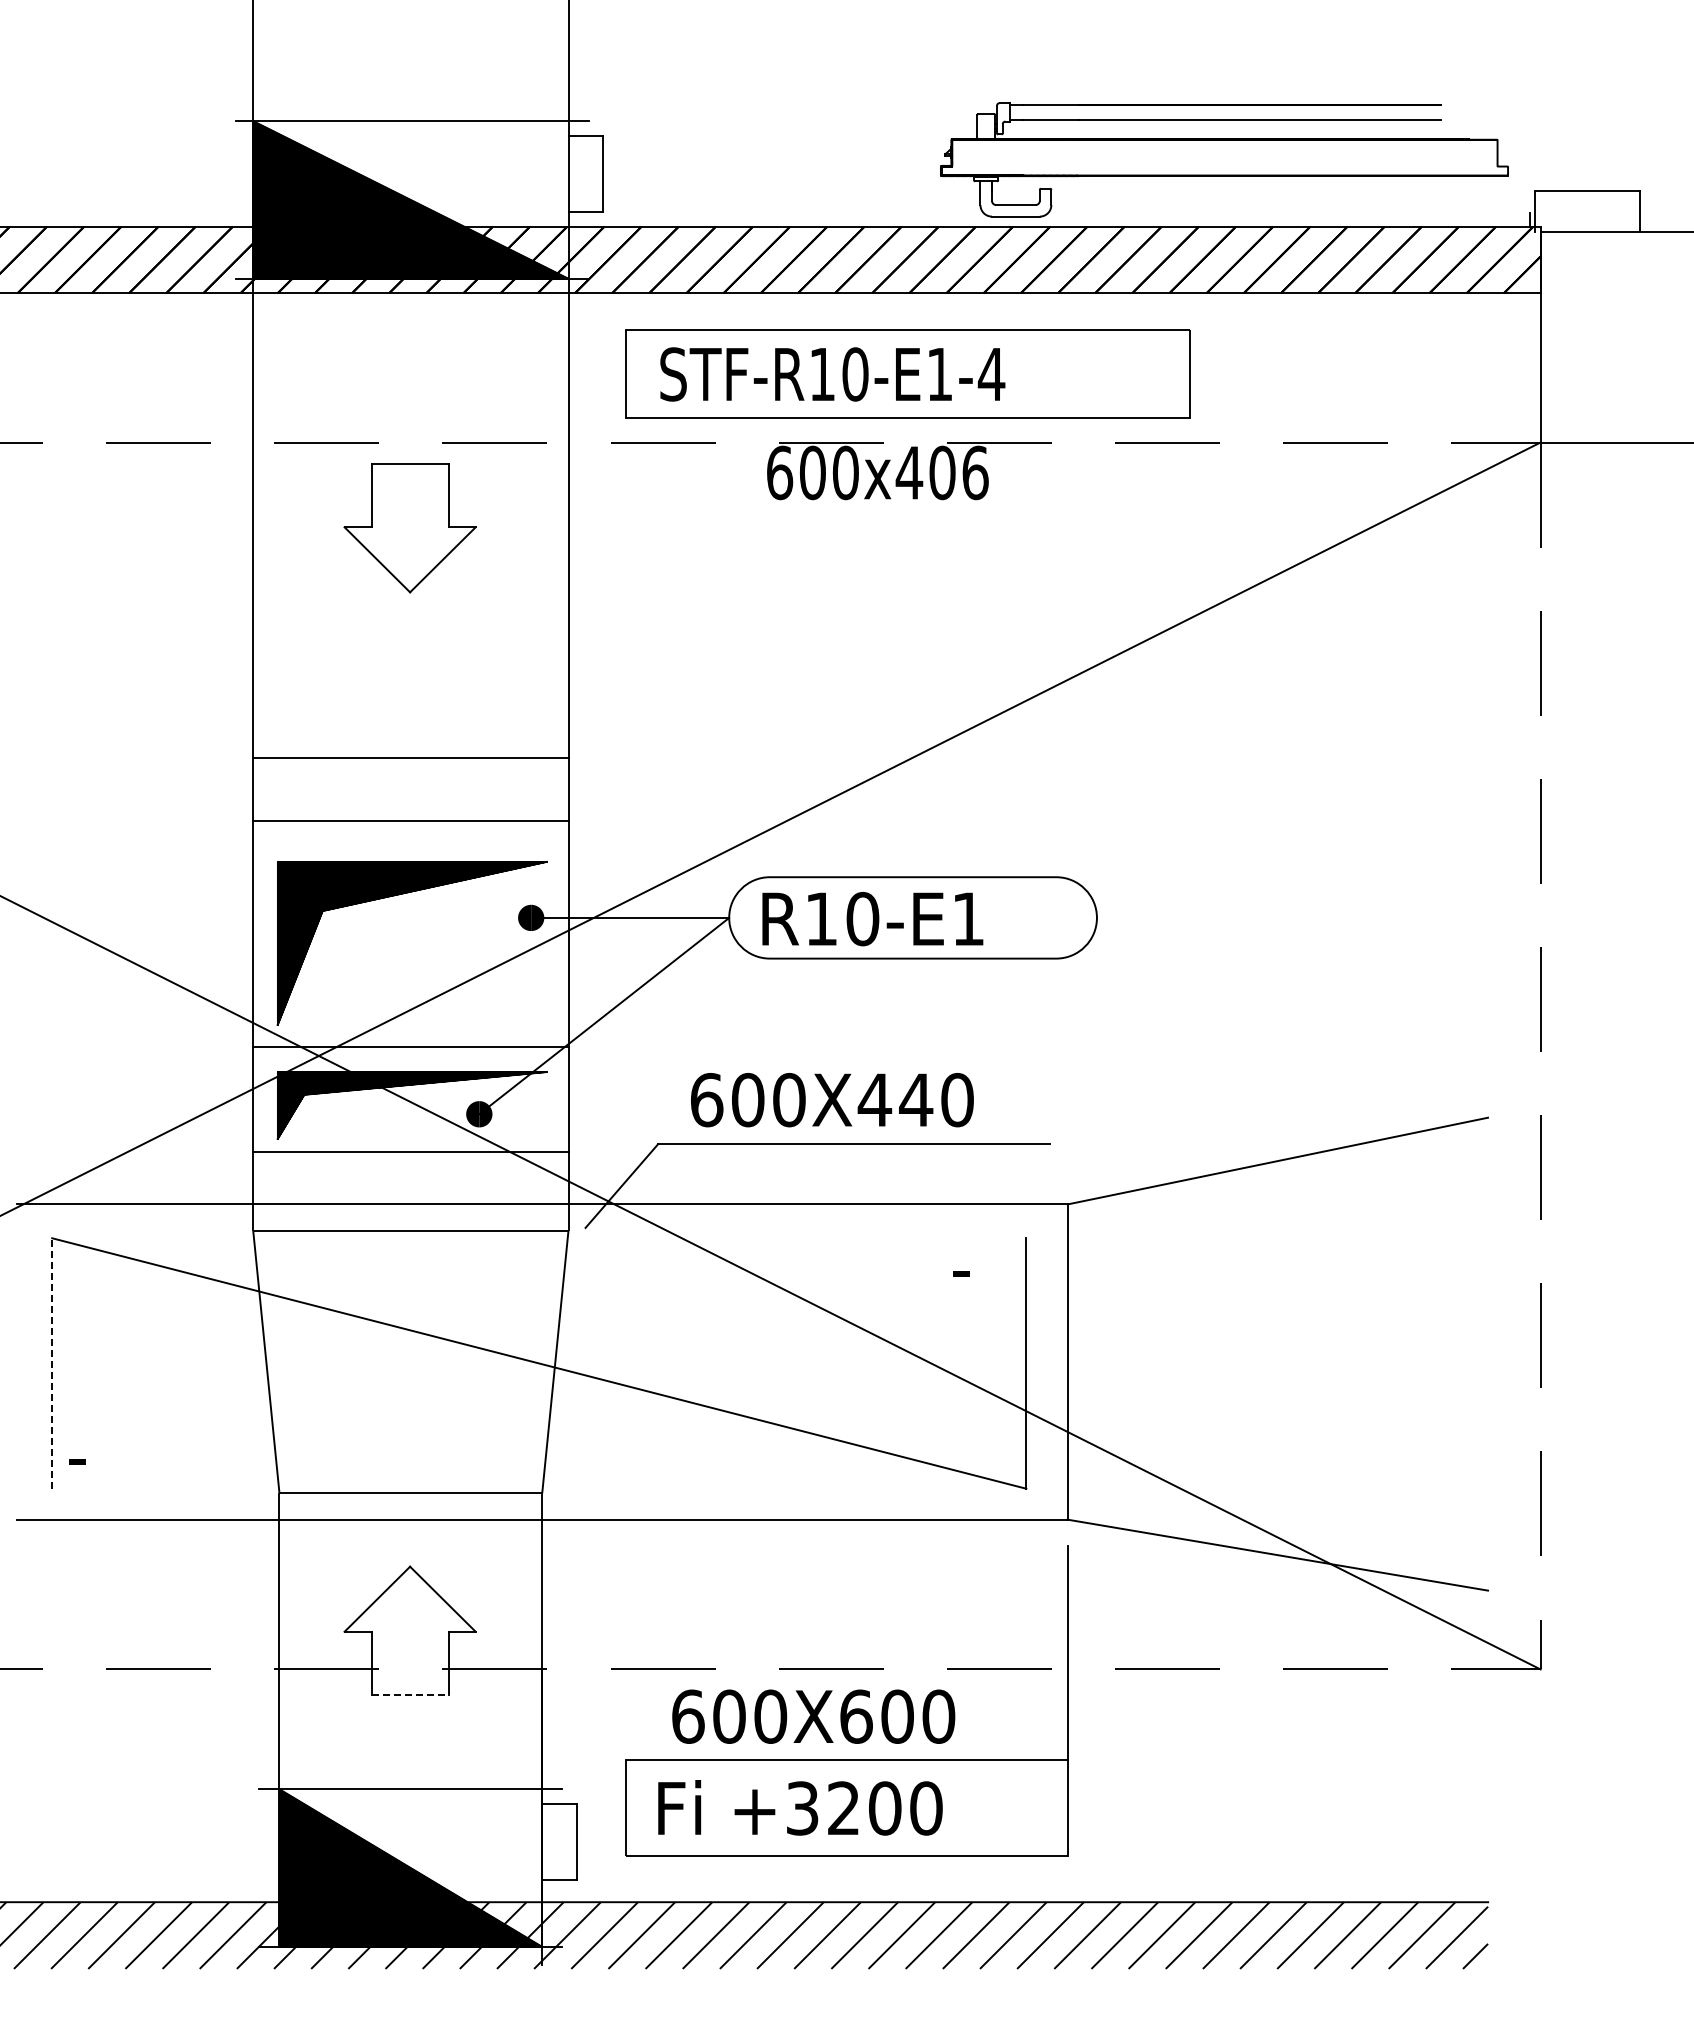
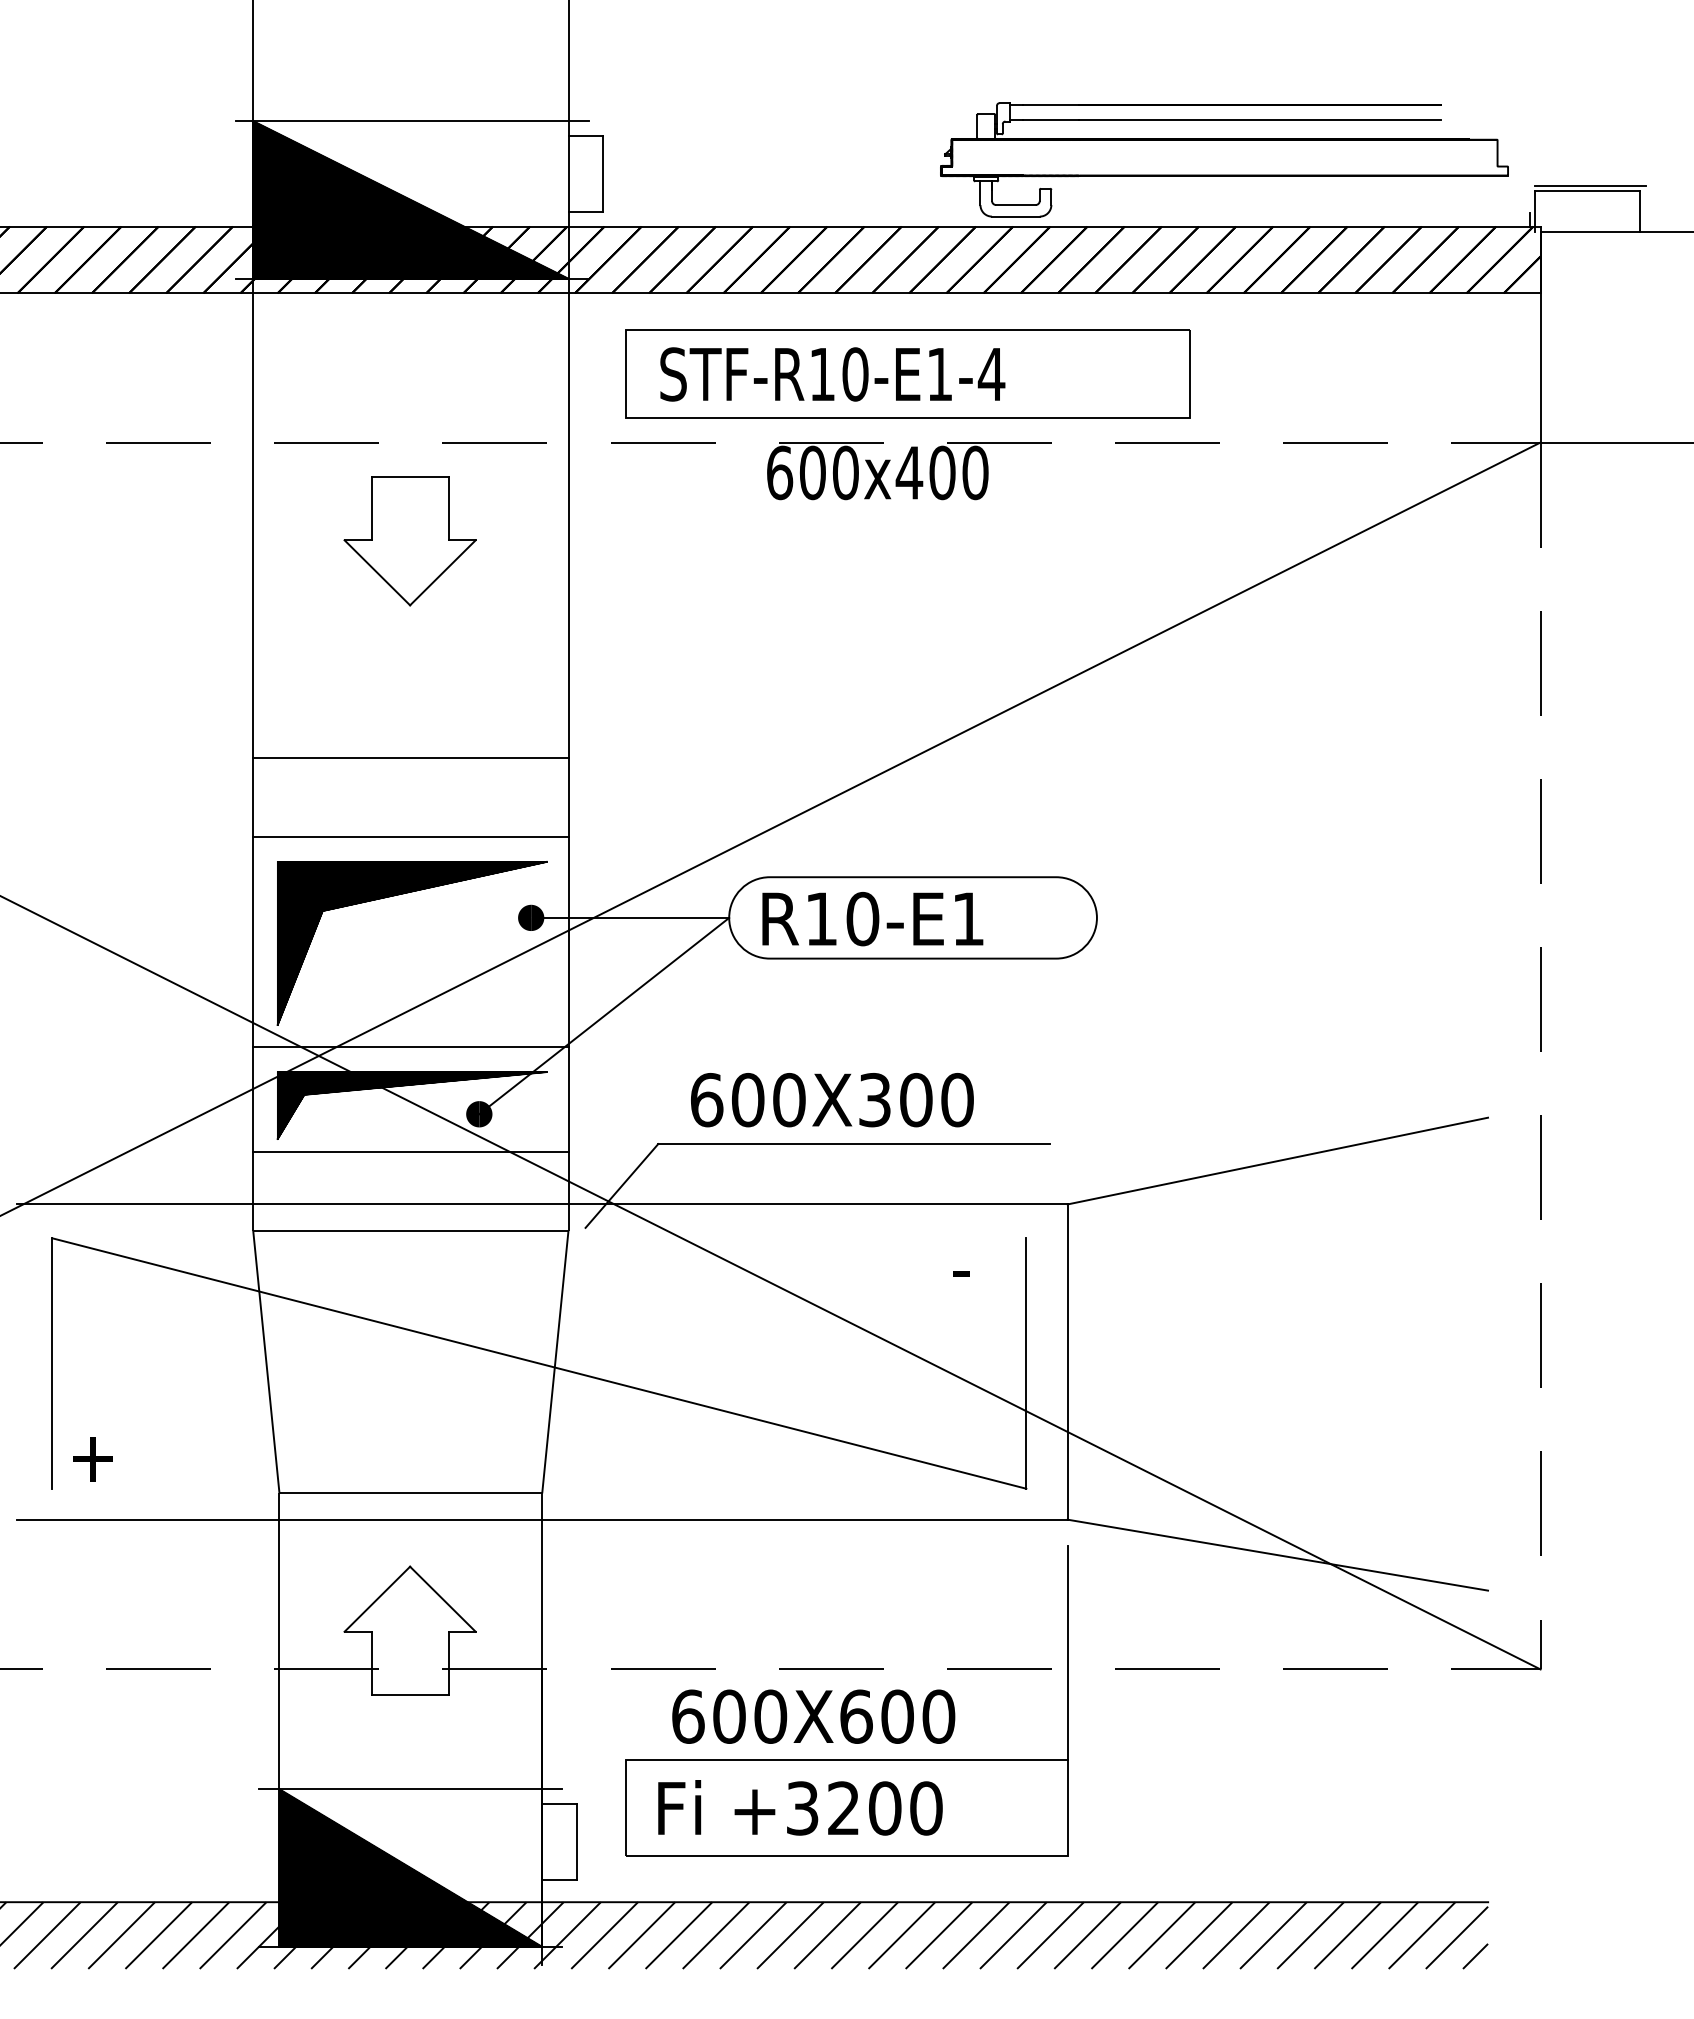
line: none -> present (1590, 185)
text: 600x406 -> 600x400 (975, 472)
part position: (409, 528) -> (409, 541) (409, 541)
line position: (410, 820) -> (410, 836) (410, 836)
text: 600X440 -> 600X300 (895, 1100)
line: dashed -> solid (52, 1363)
text: - -> + (90, 1459)
line: dashed -> solid (410, 1695)
